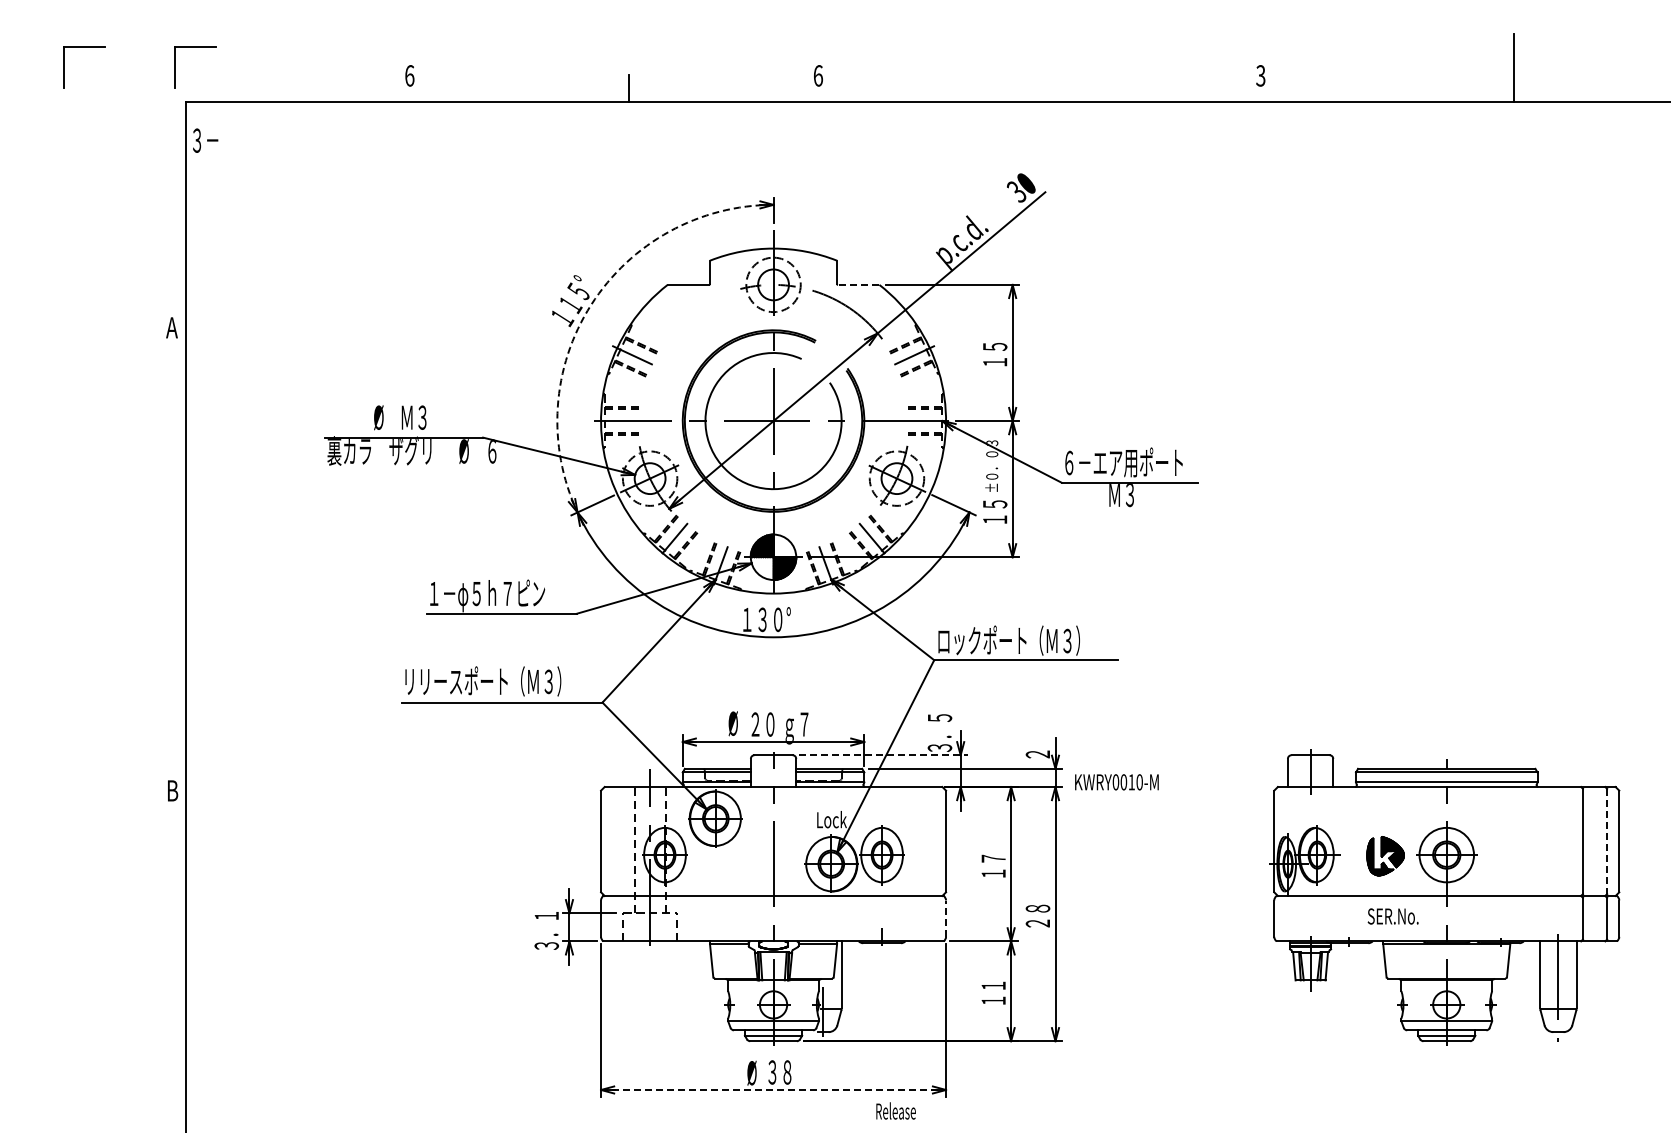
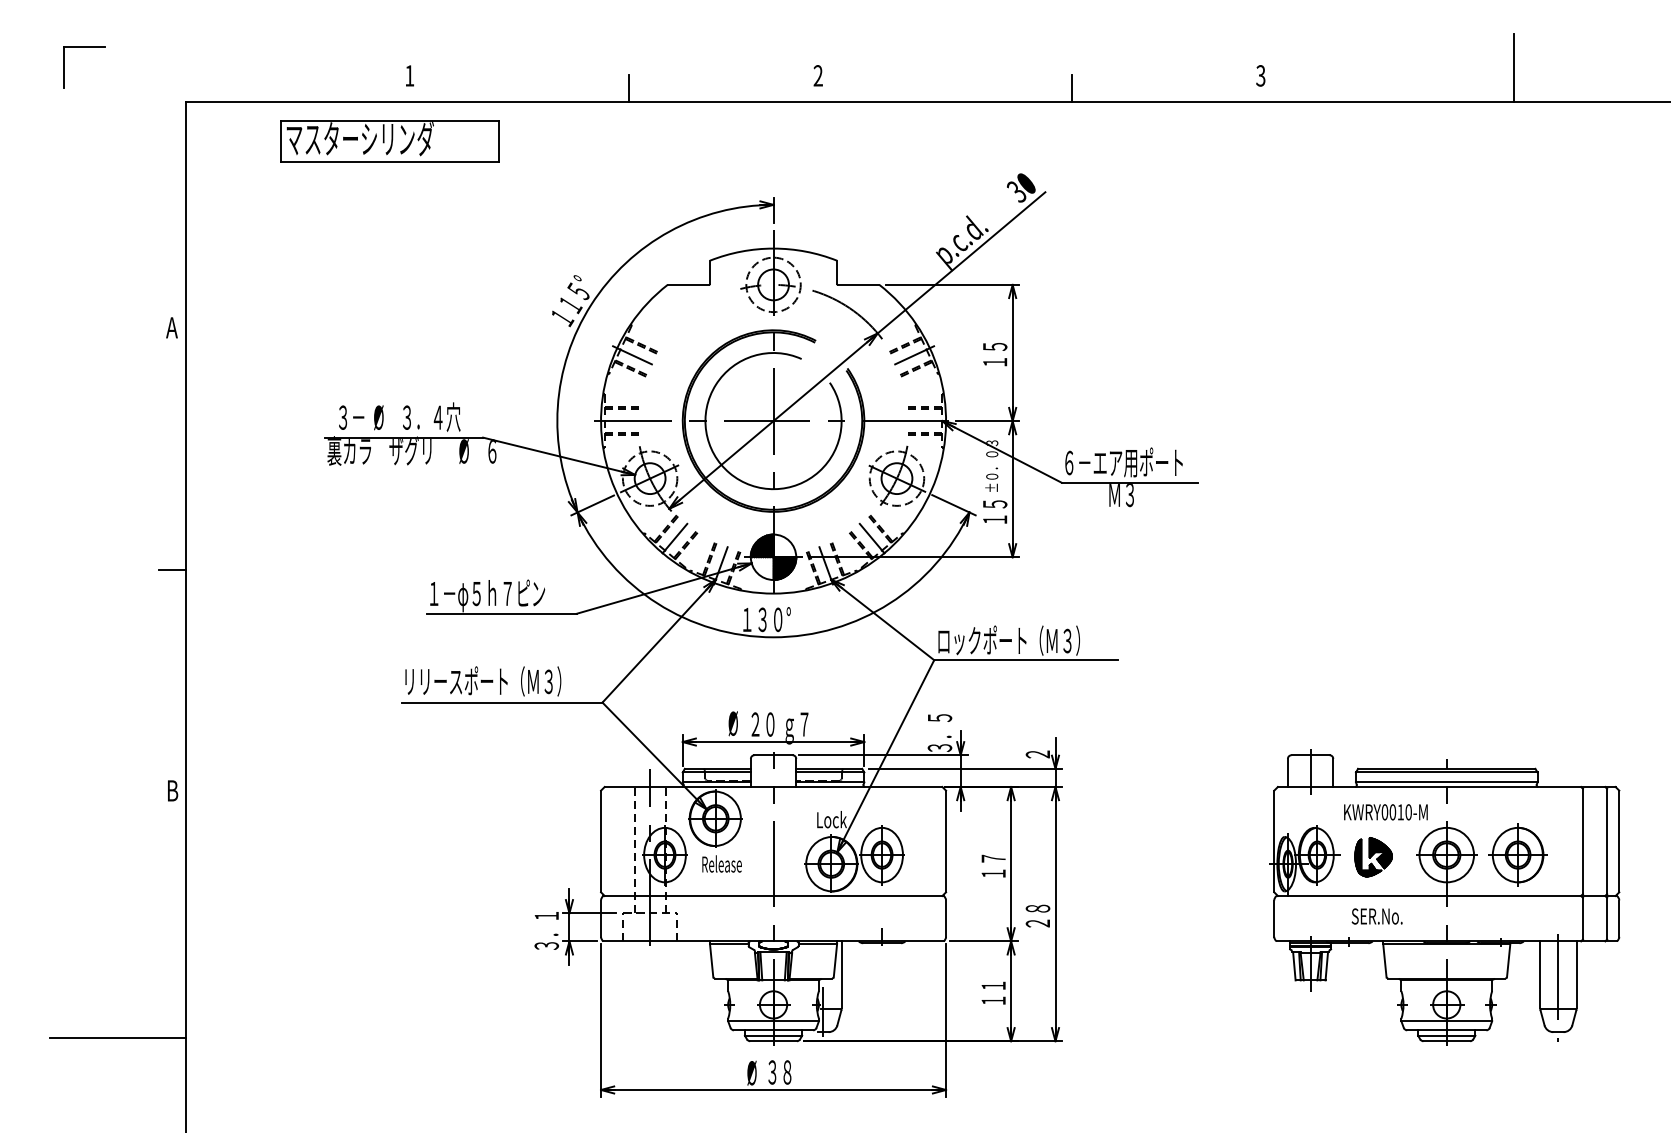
part: present -> none (195, 47)
text: 6 -> 1 (409, 75)
text: 6 -> 2 (817, 75)
line: none -> present (1071, 87)
text position: (205, 140) -> (351, 417) (351, 417)
part: none -> present (389, 141)
line: dashed -> solid (858, 284)
arc: dashed -> solid (591, 304)
text: Ｍ３ -> ３．４穴 (430, 416)
line: none -> present (172, 570)
line: dashed -> solid (883, 755)
text position: (1116, 782) -> (1385, 812) (1385, 812)
line: dashed -> solid (1607, 841)
part: none -> present (1517, 854)
part position: (1385, 856) -> (1373, 857) (1373, 857)
text position: (1392, 916) -> (1376, 916) (1376, 916)
line: dashed -> solid (946, 918)
line: none -> present (118, 1038)
line: dashed -> solid (773, 1089)
text position: (895, 1110) -> (721, 863) (721, 863)
